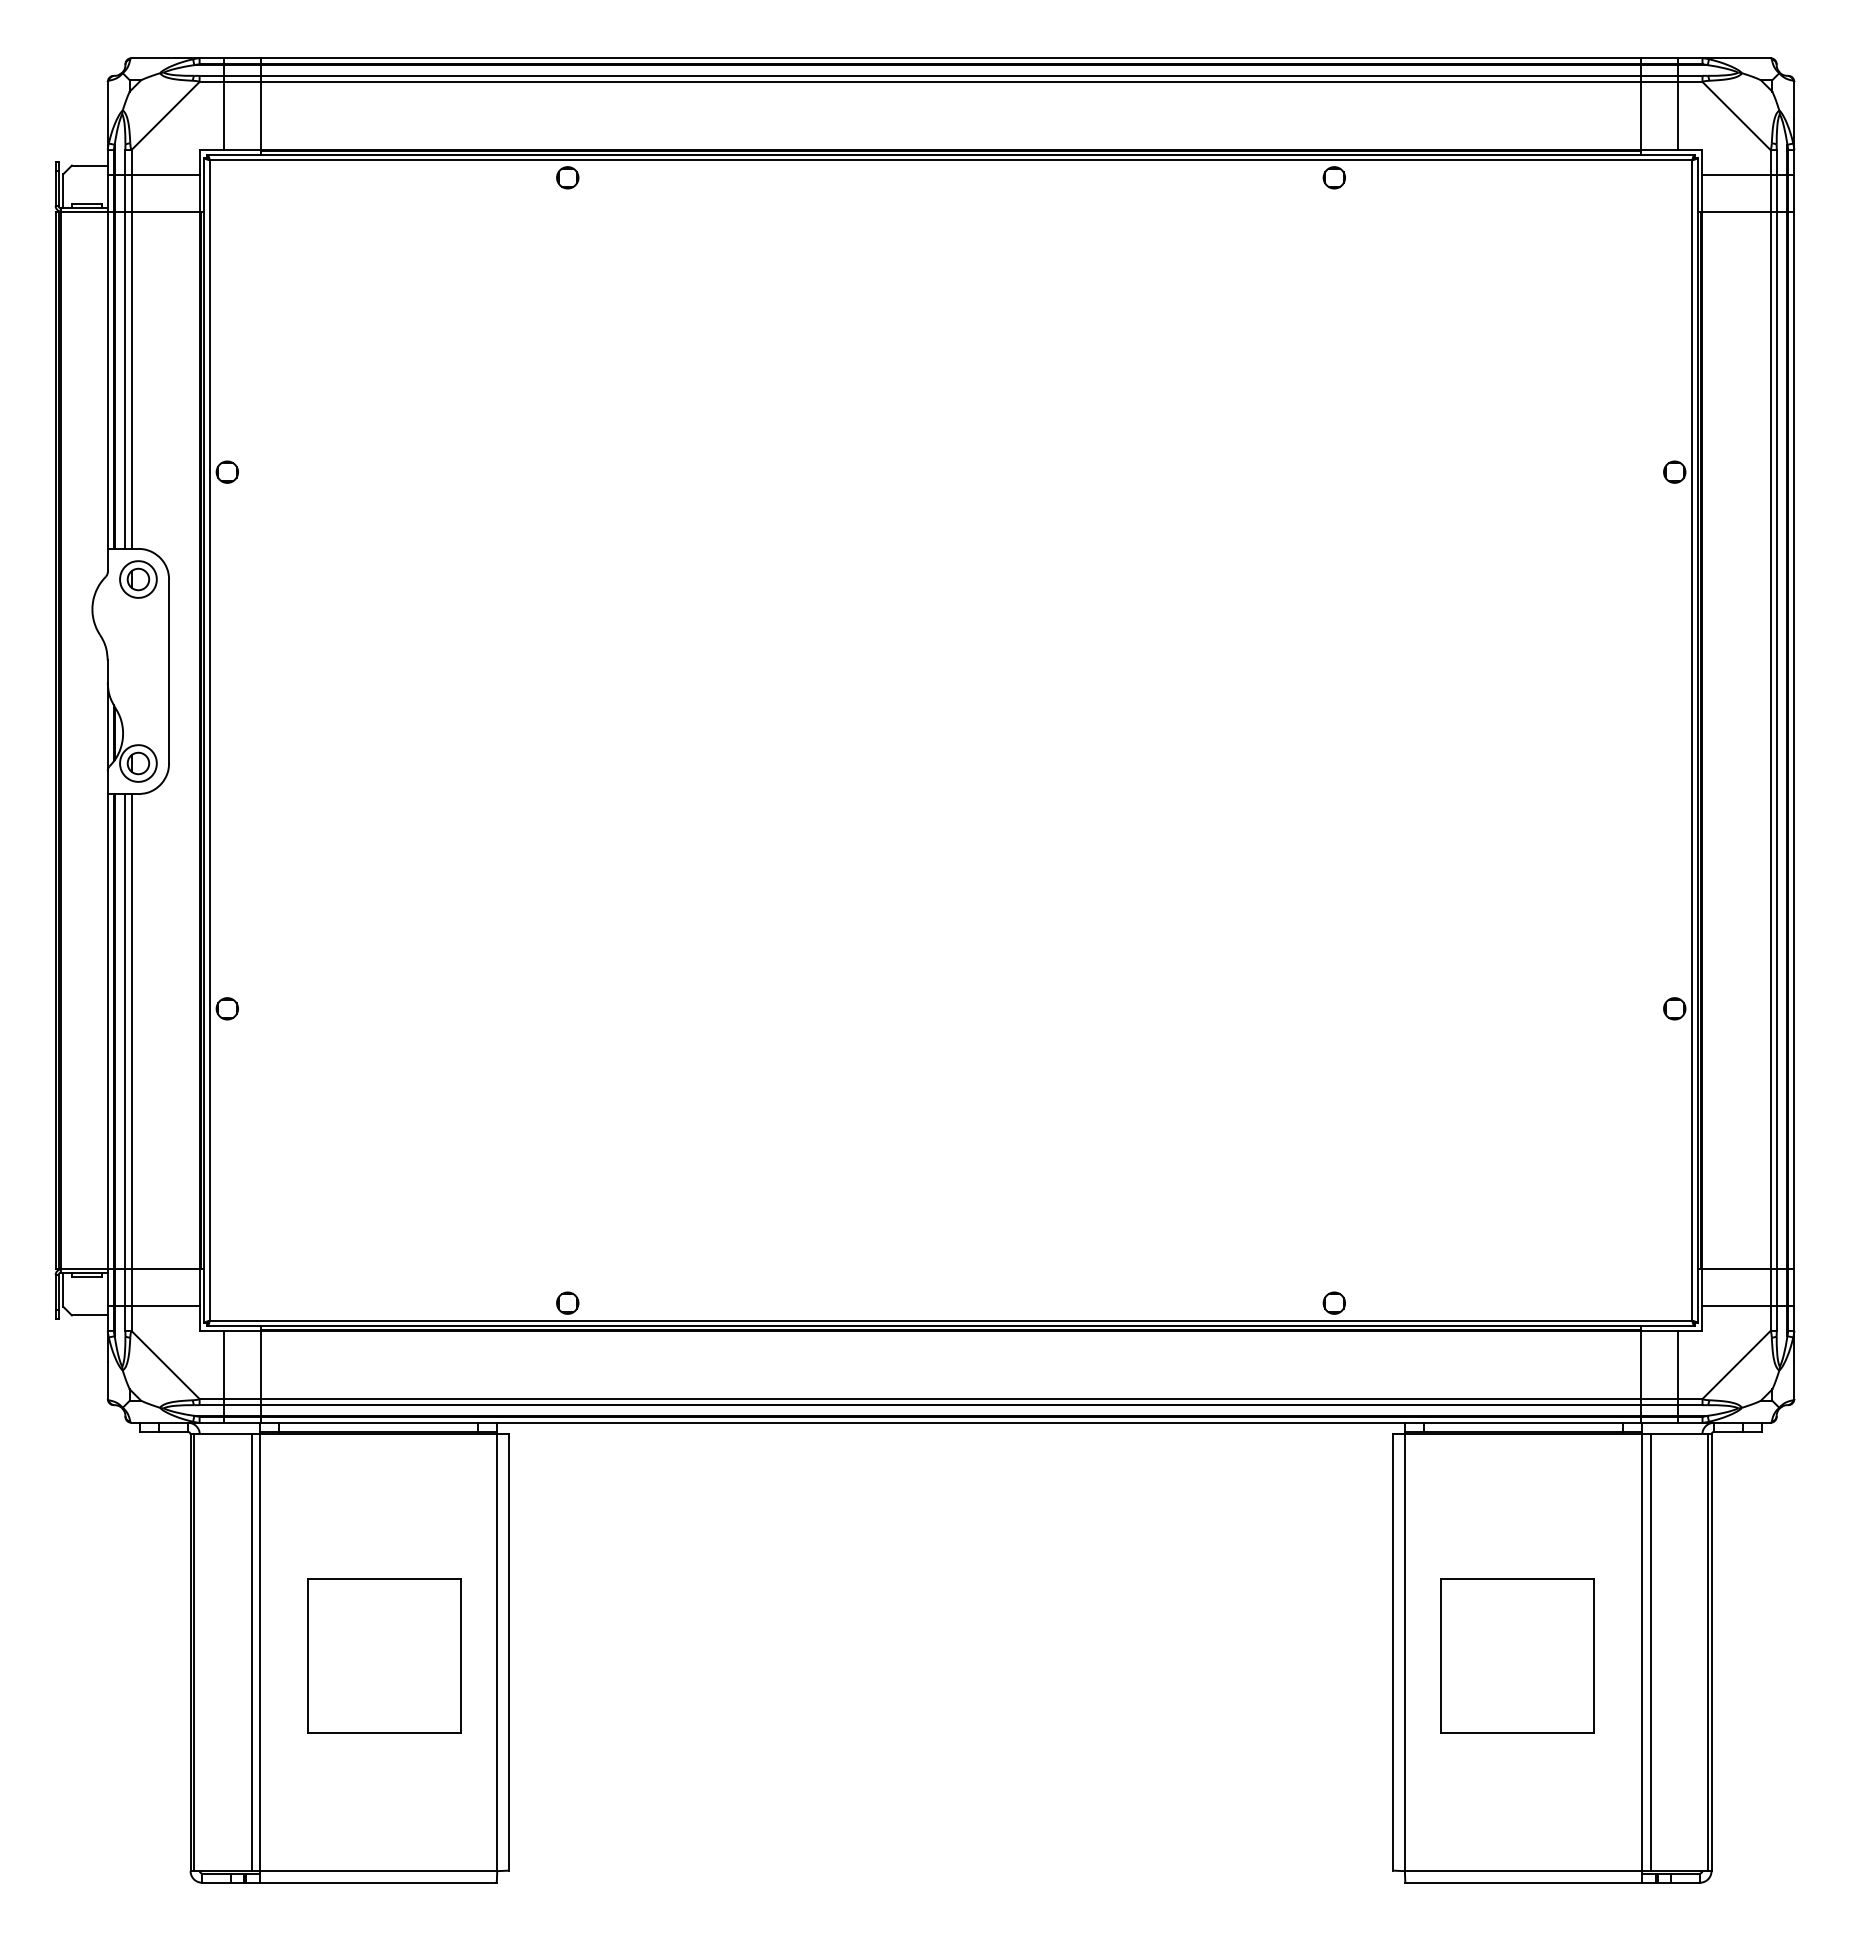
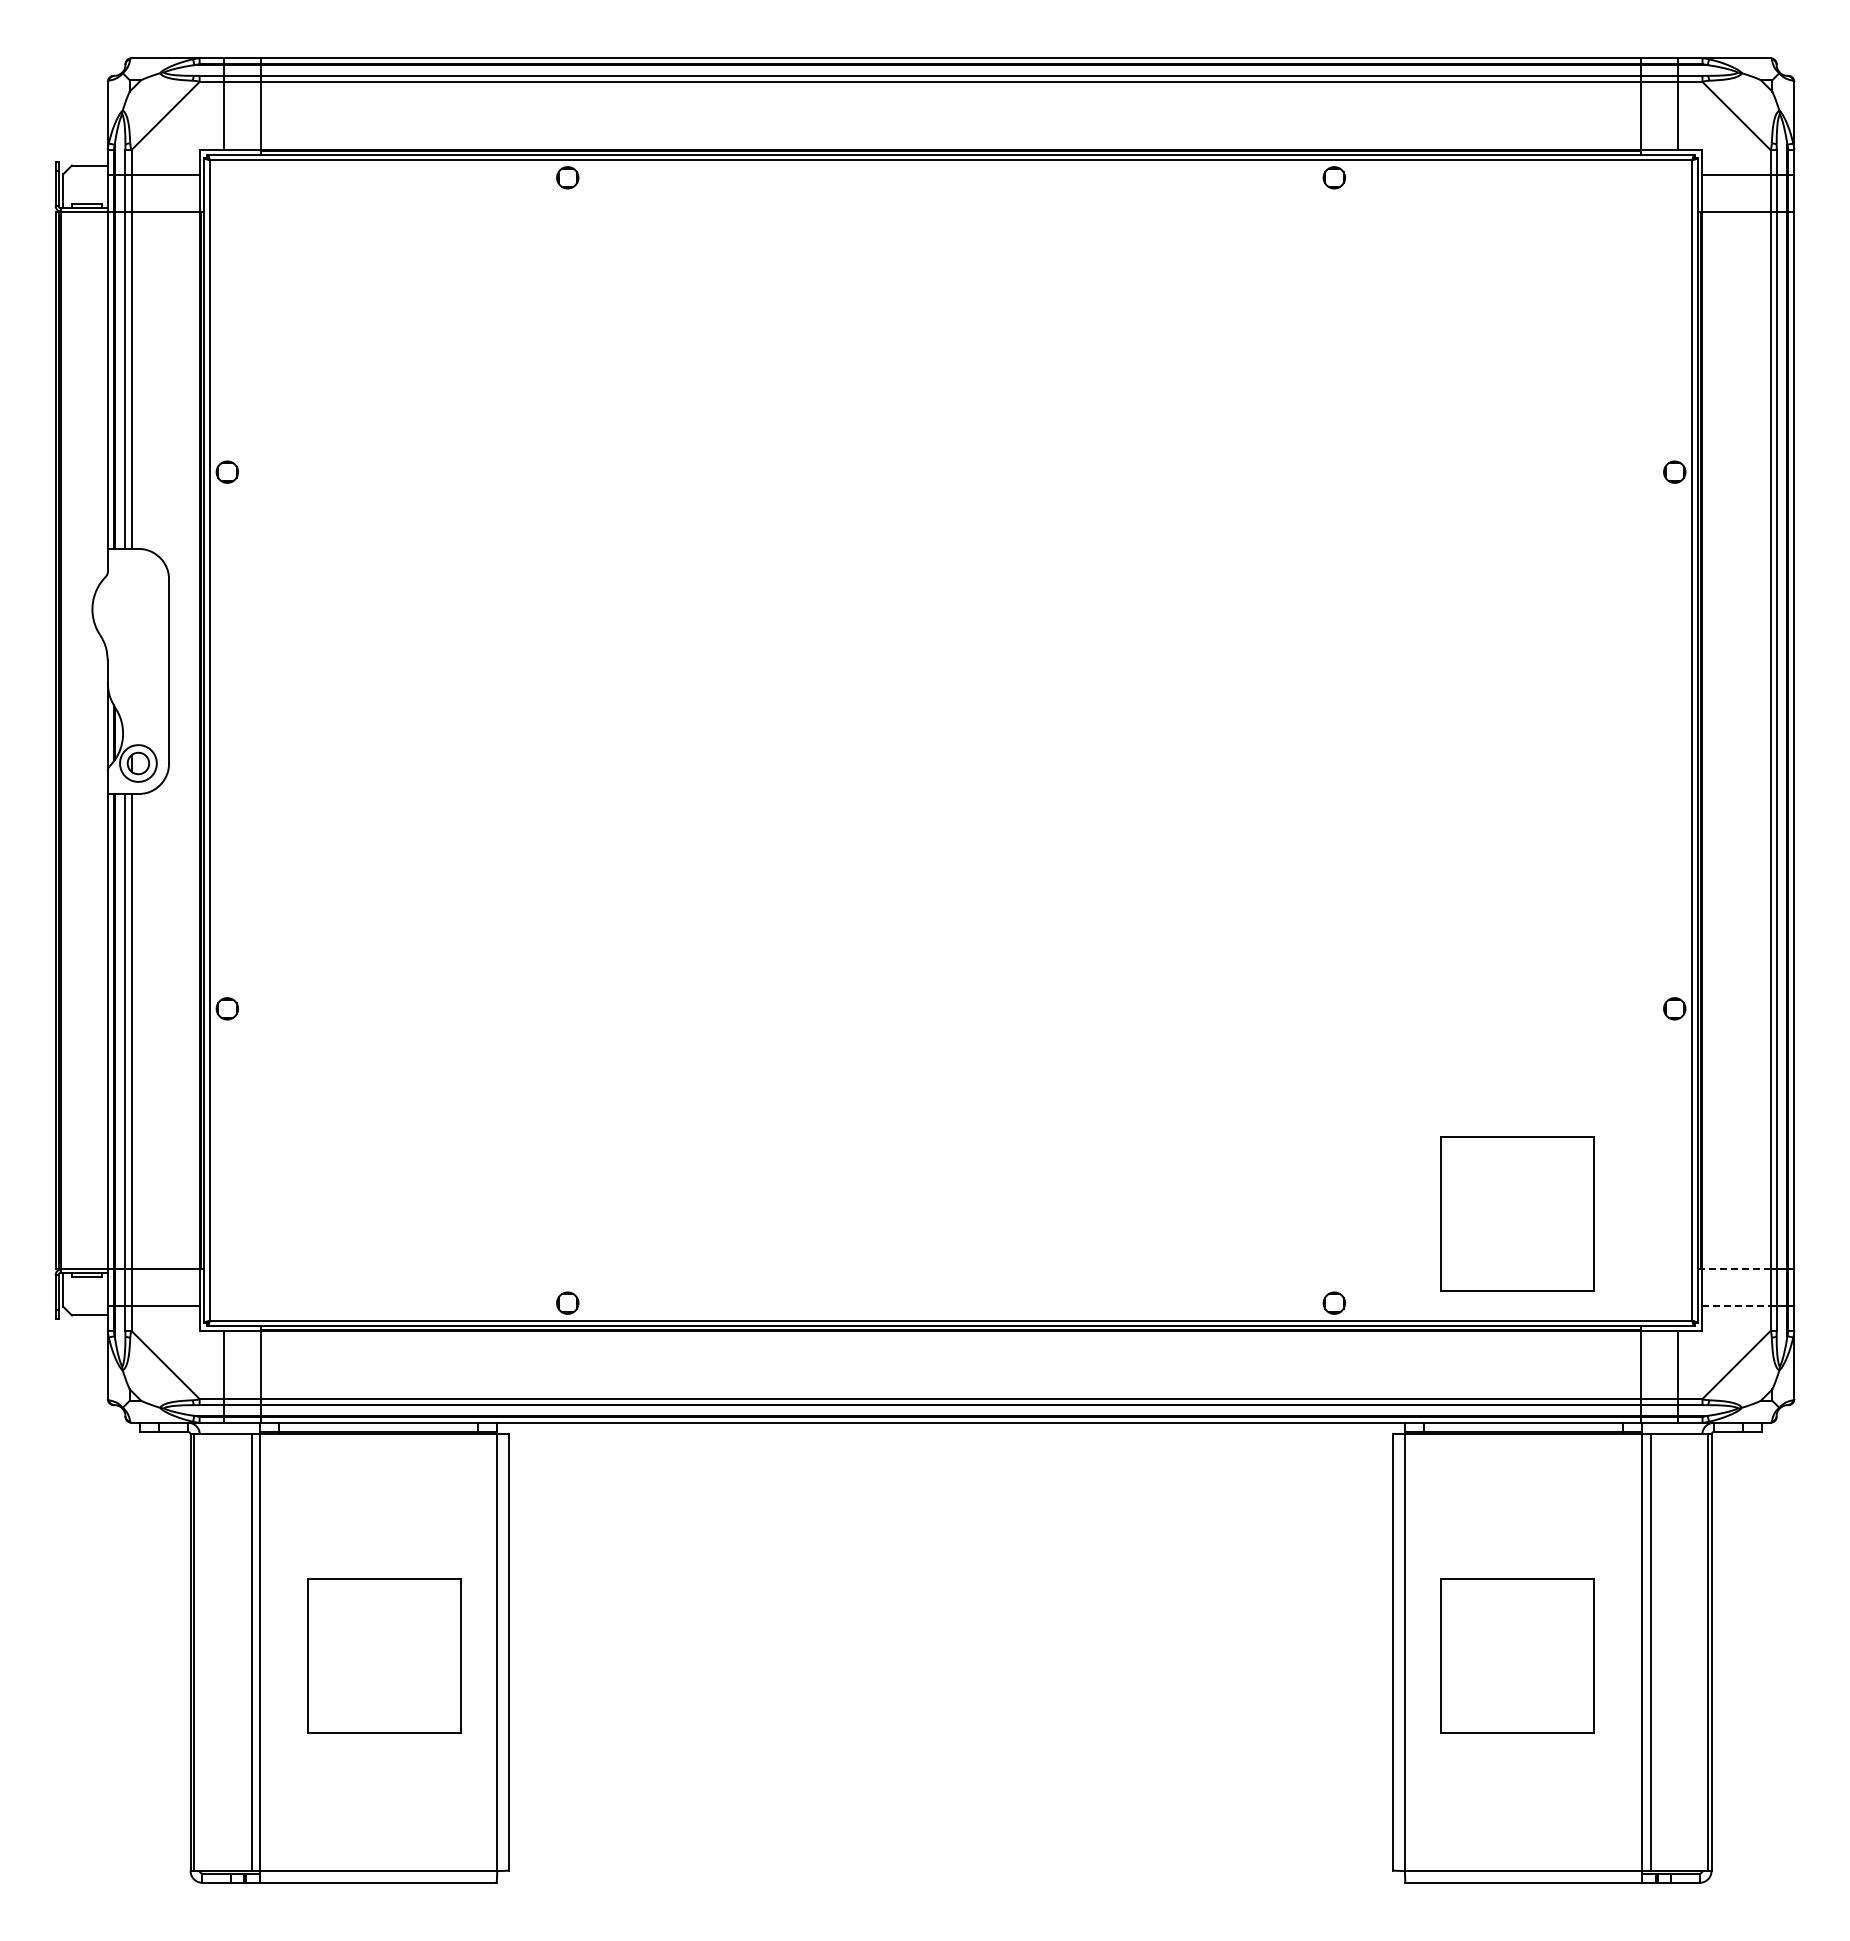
part: present -> none (138, 579)
part: none -> present (1517, 1213)
line: solid -> dashed (1735, 1269)
line: solid -> dashed (1736, 1306)
